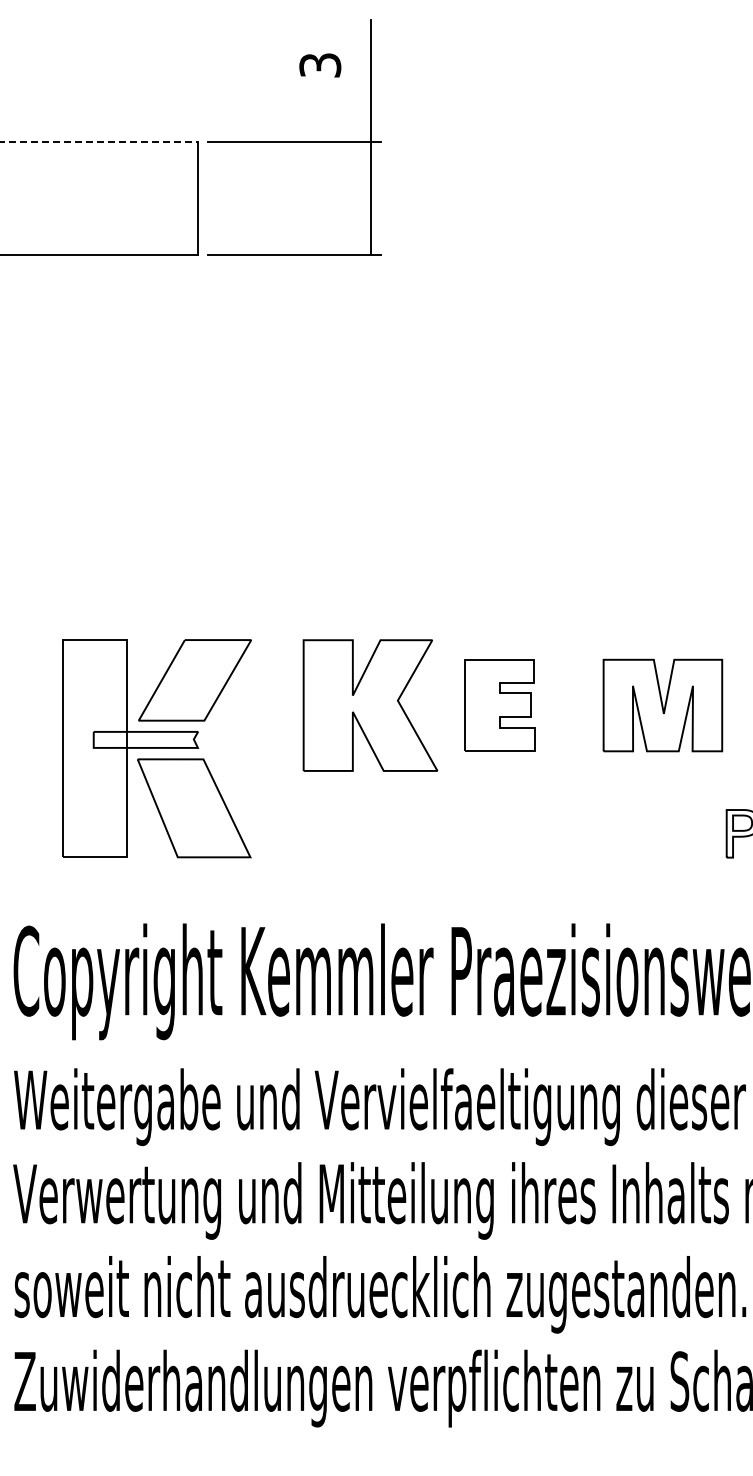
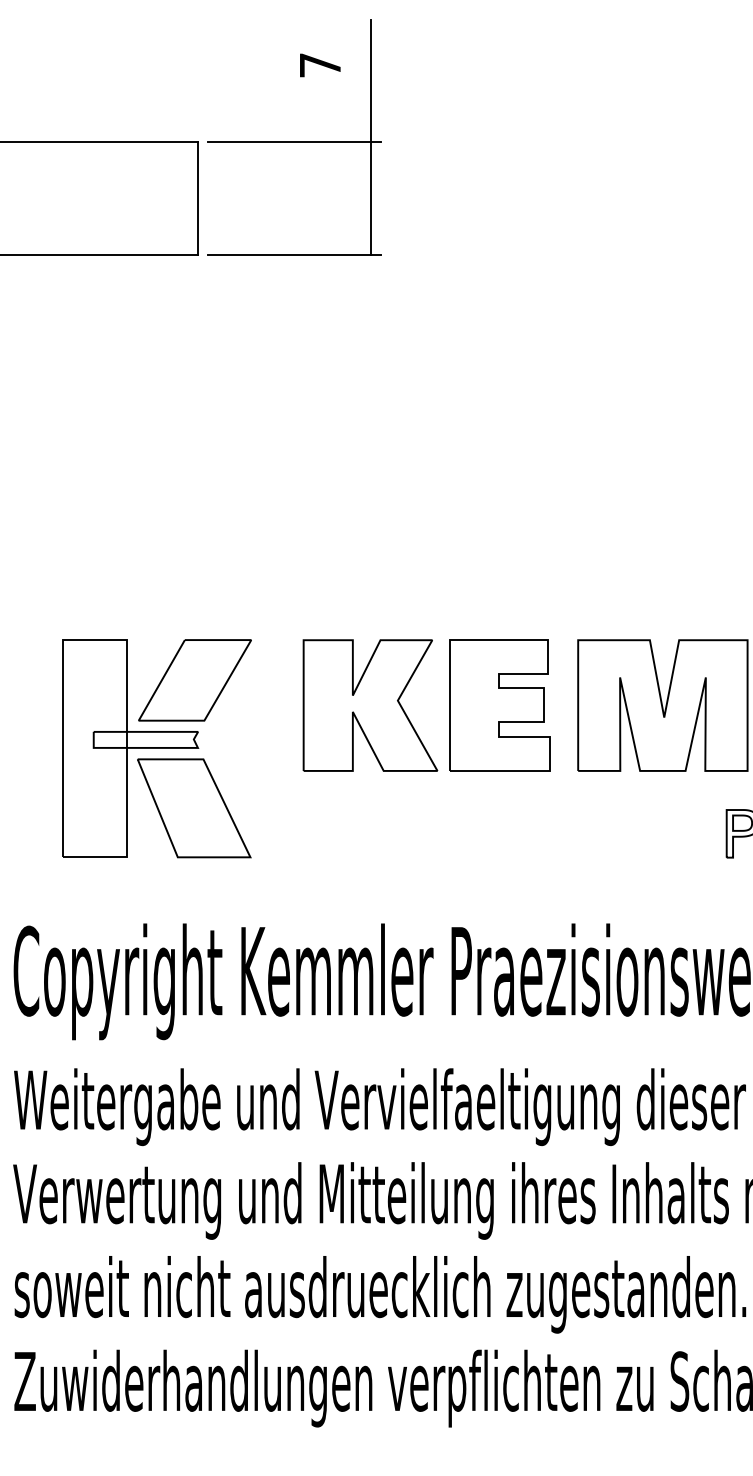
text: 3 -> 7 (320, 65)
line: dashed -> solid (99, 141)
part size: 72x93 px -> 102x133 px (499, 705)
part size: 122x95 px -> 172x133 px (662, 705)
